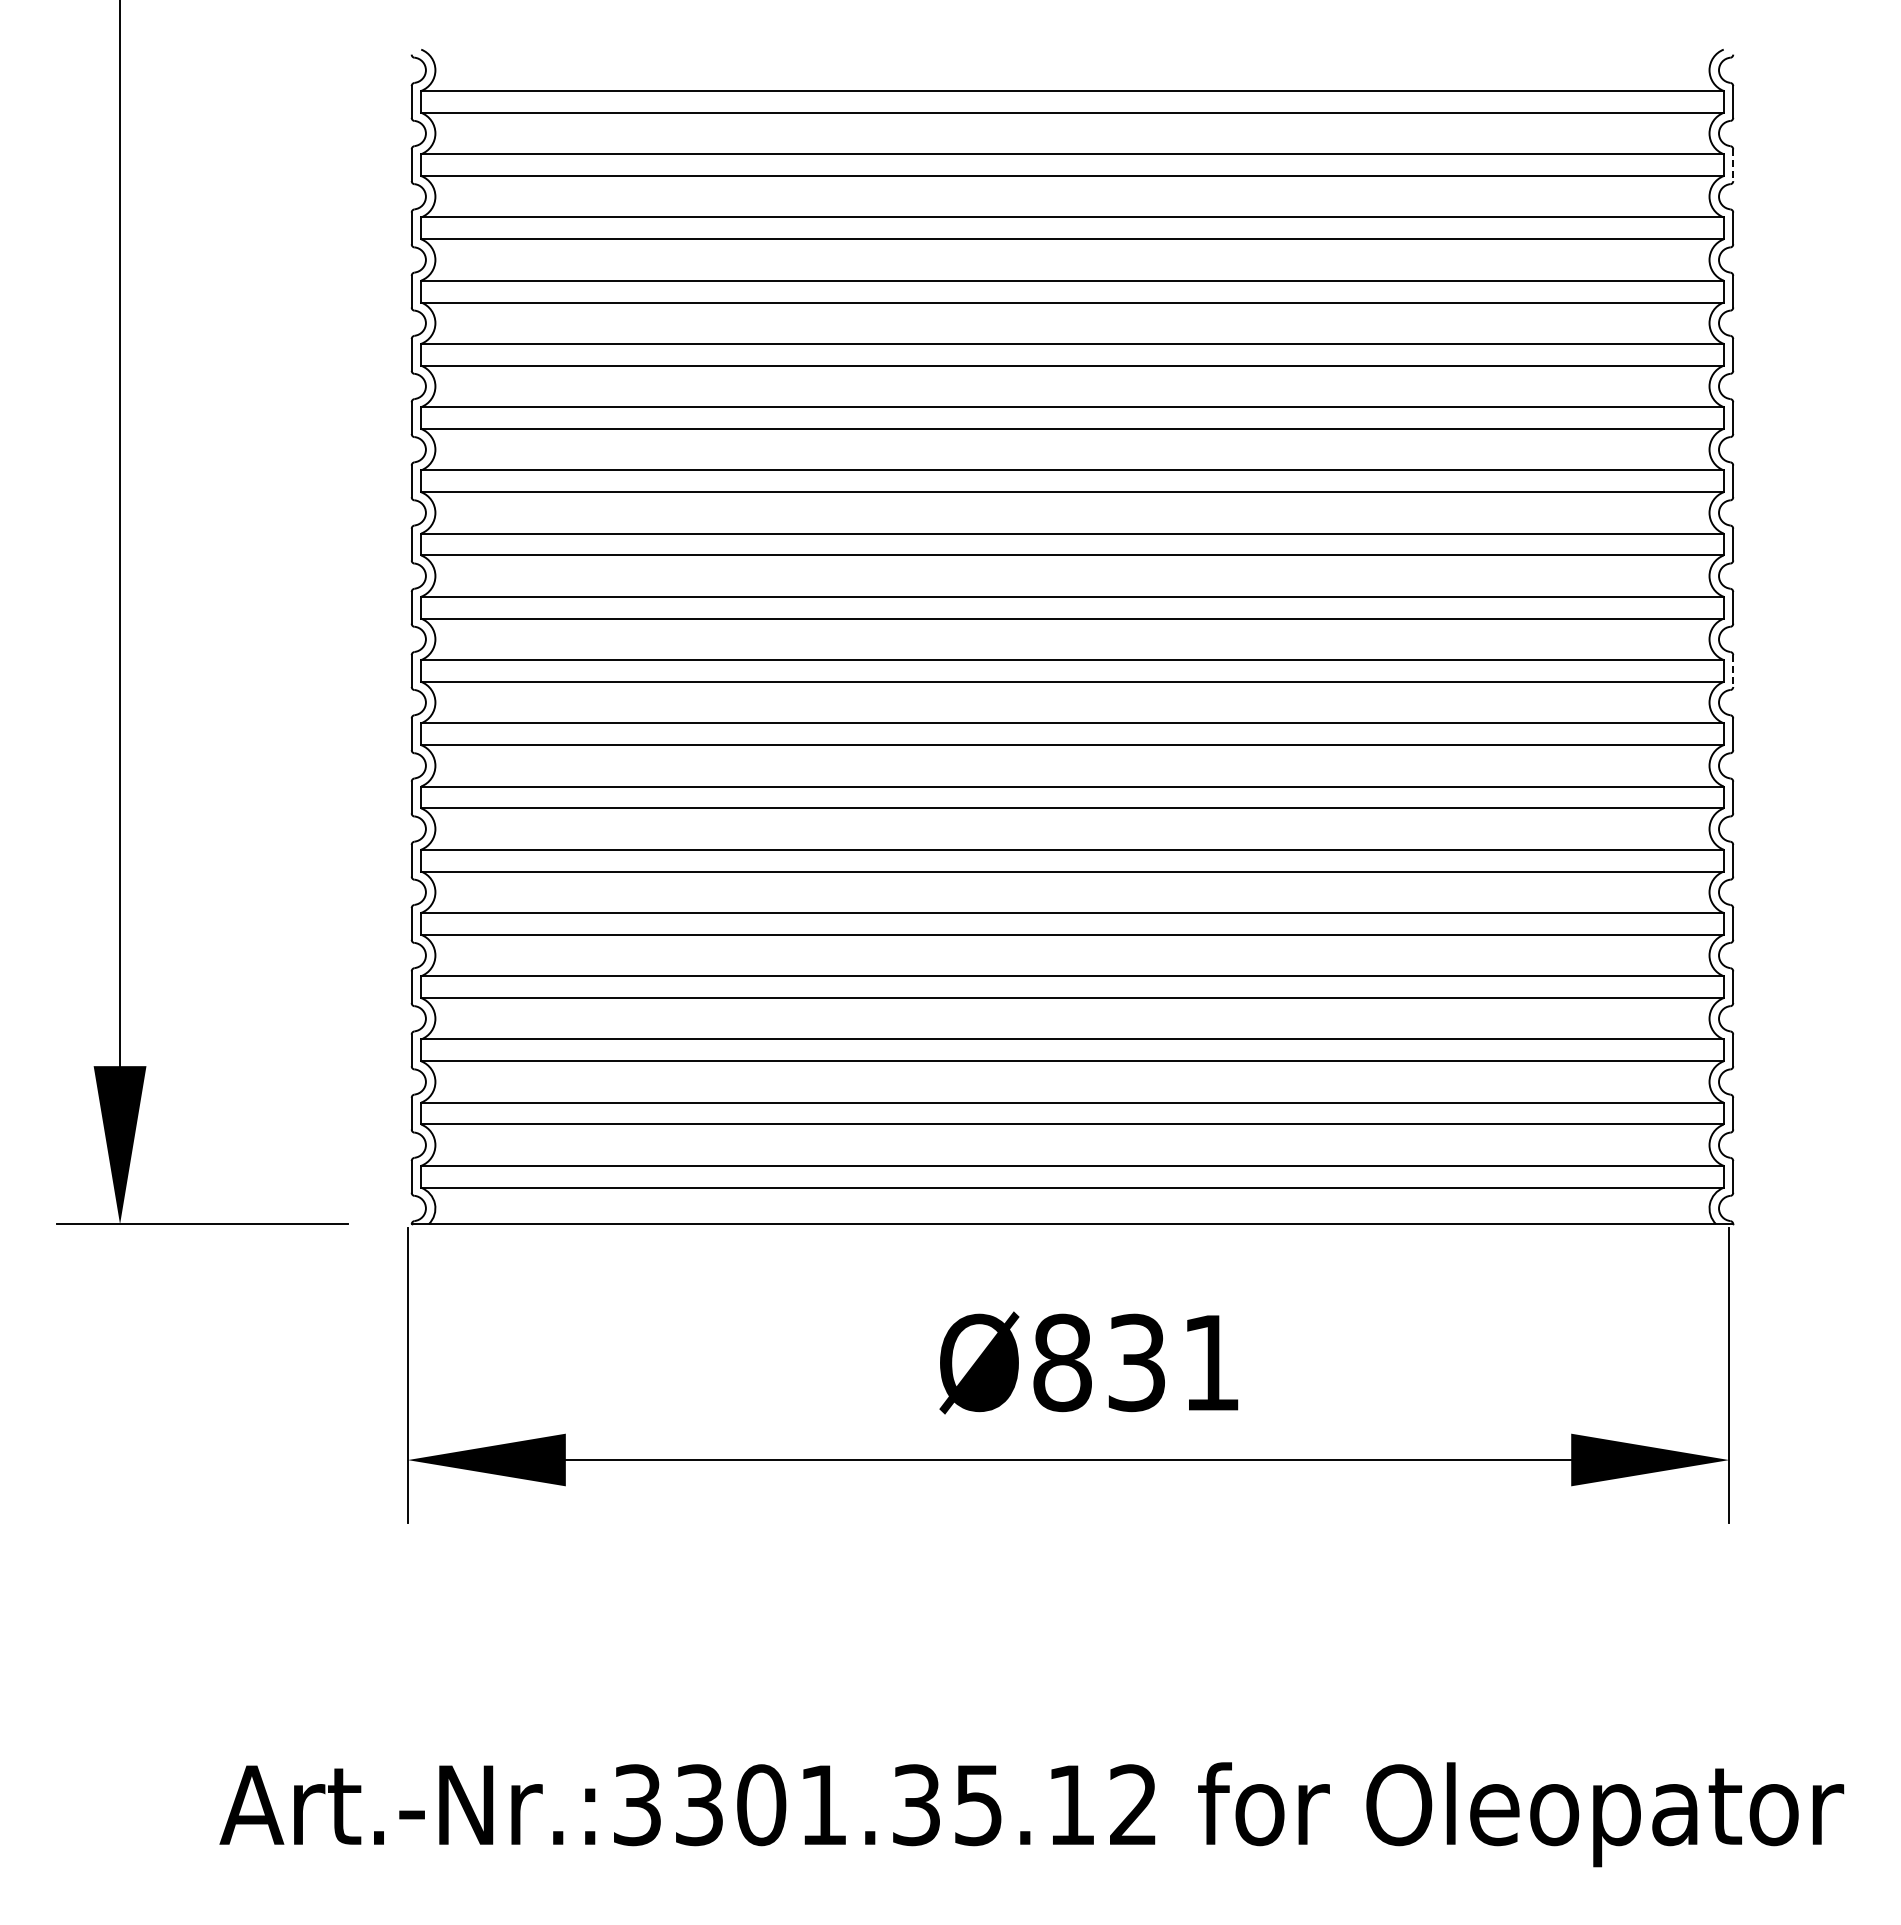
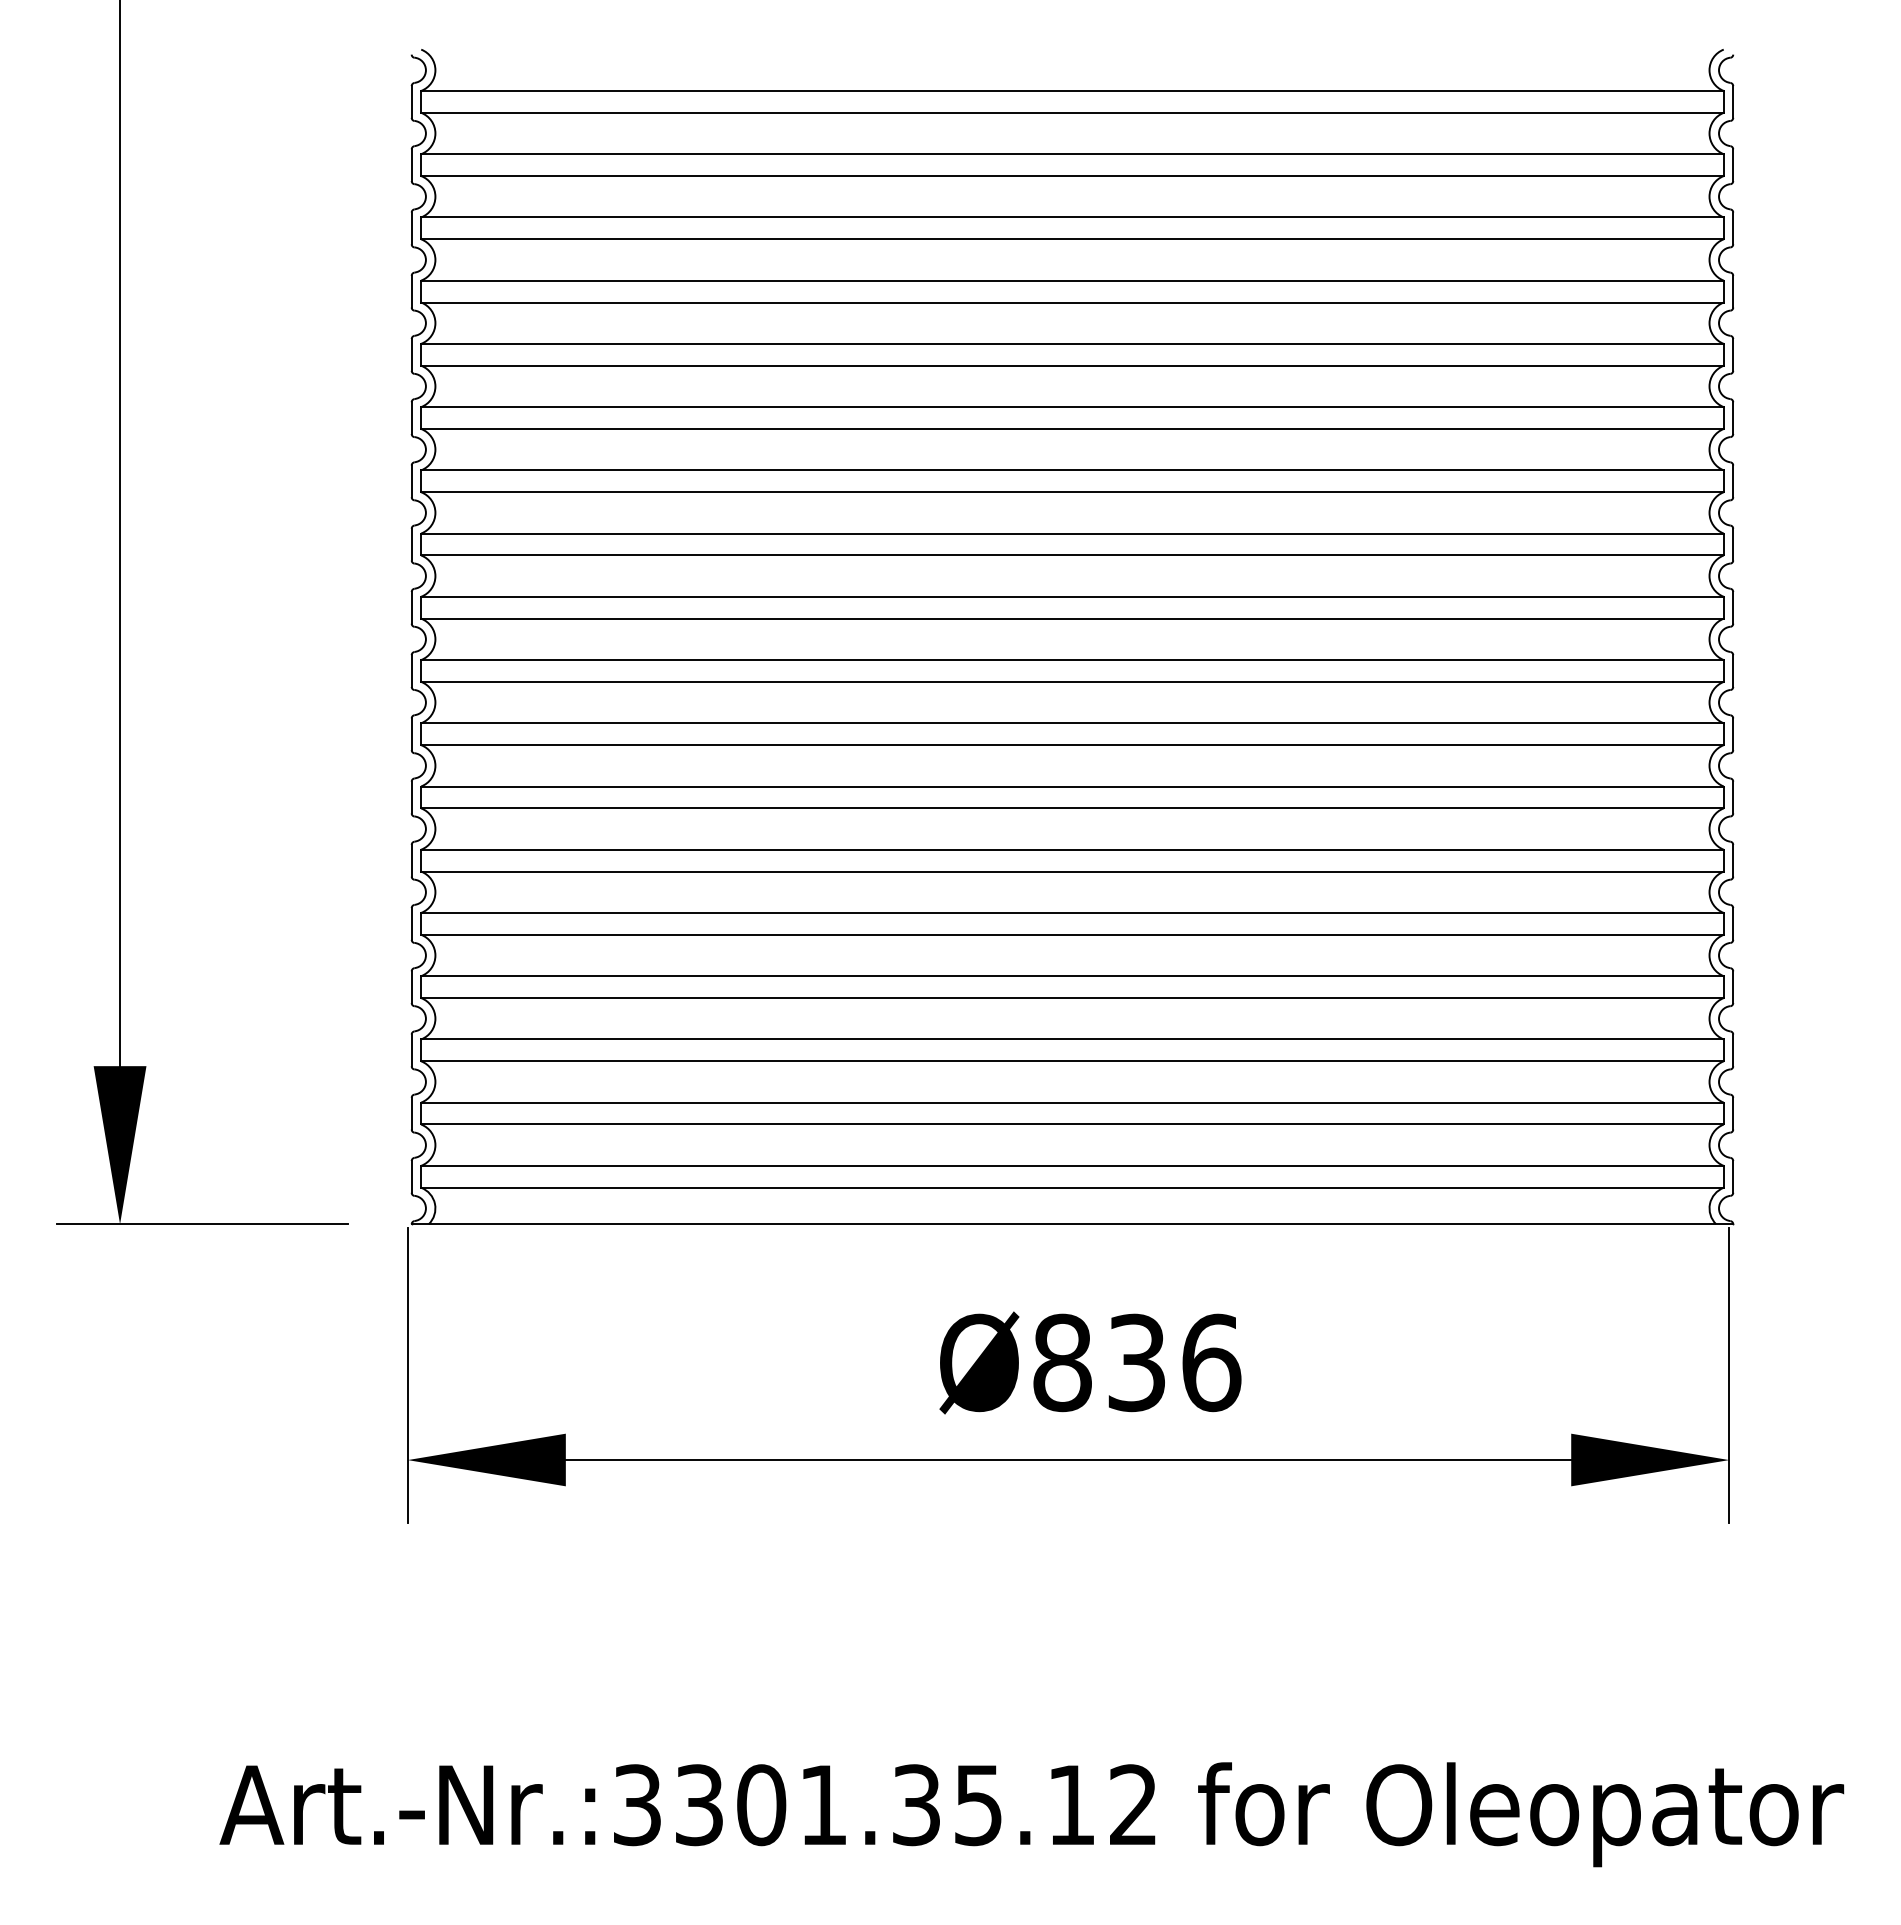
line: dashed -> solid (1733, 165)
line: dashed -> solid (1733, 671)
text: Ø831 -> Ø836 (1211, 1362)
